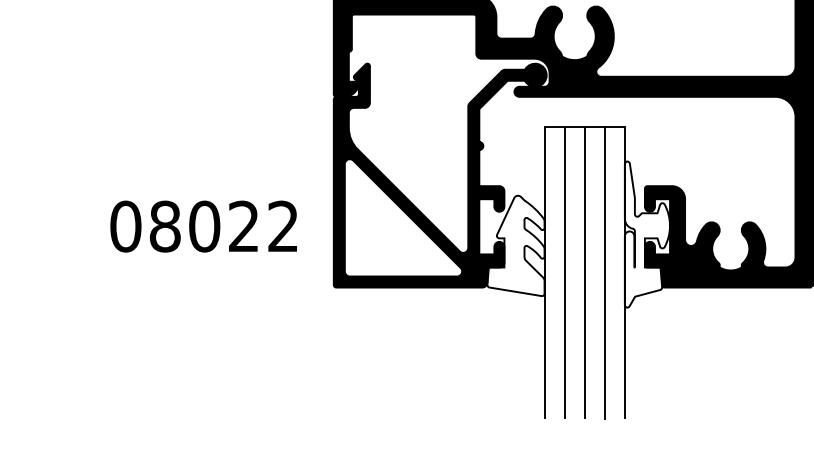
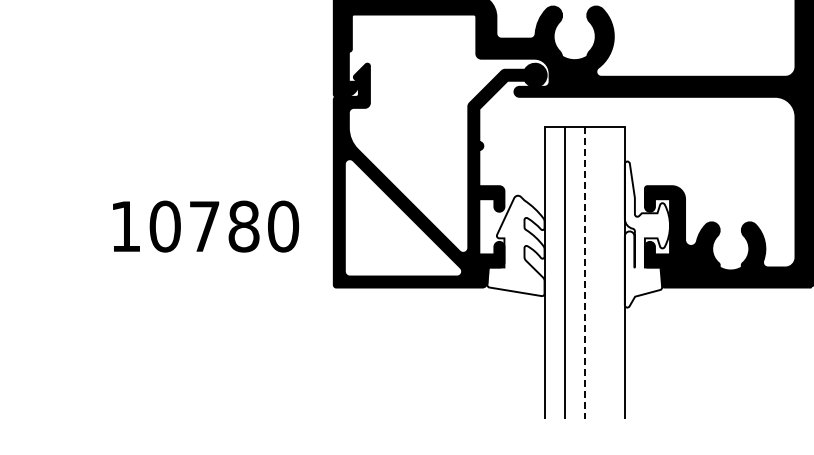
text: 08022 -> 10780 (204, 226)
line: present -> none (604, 272)
line: solid -> dashed (584, 273)
